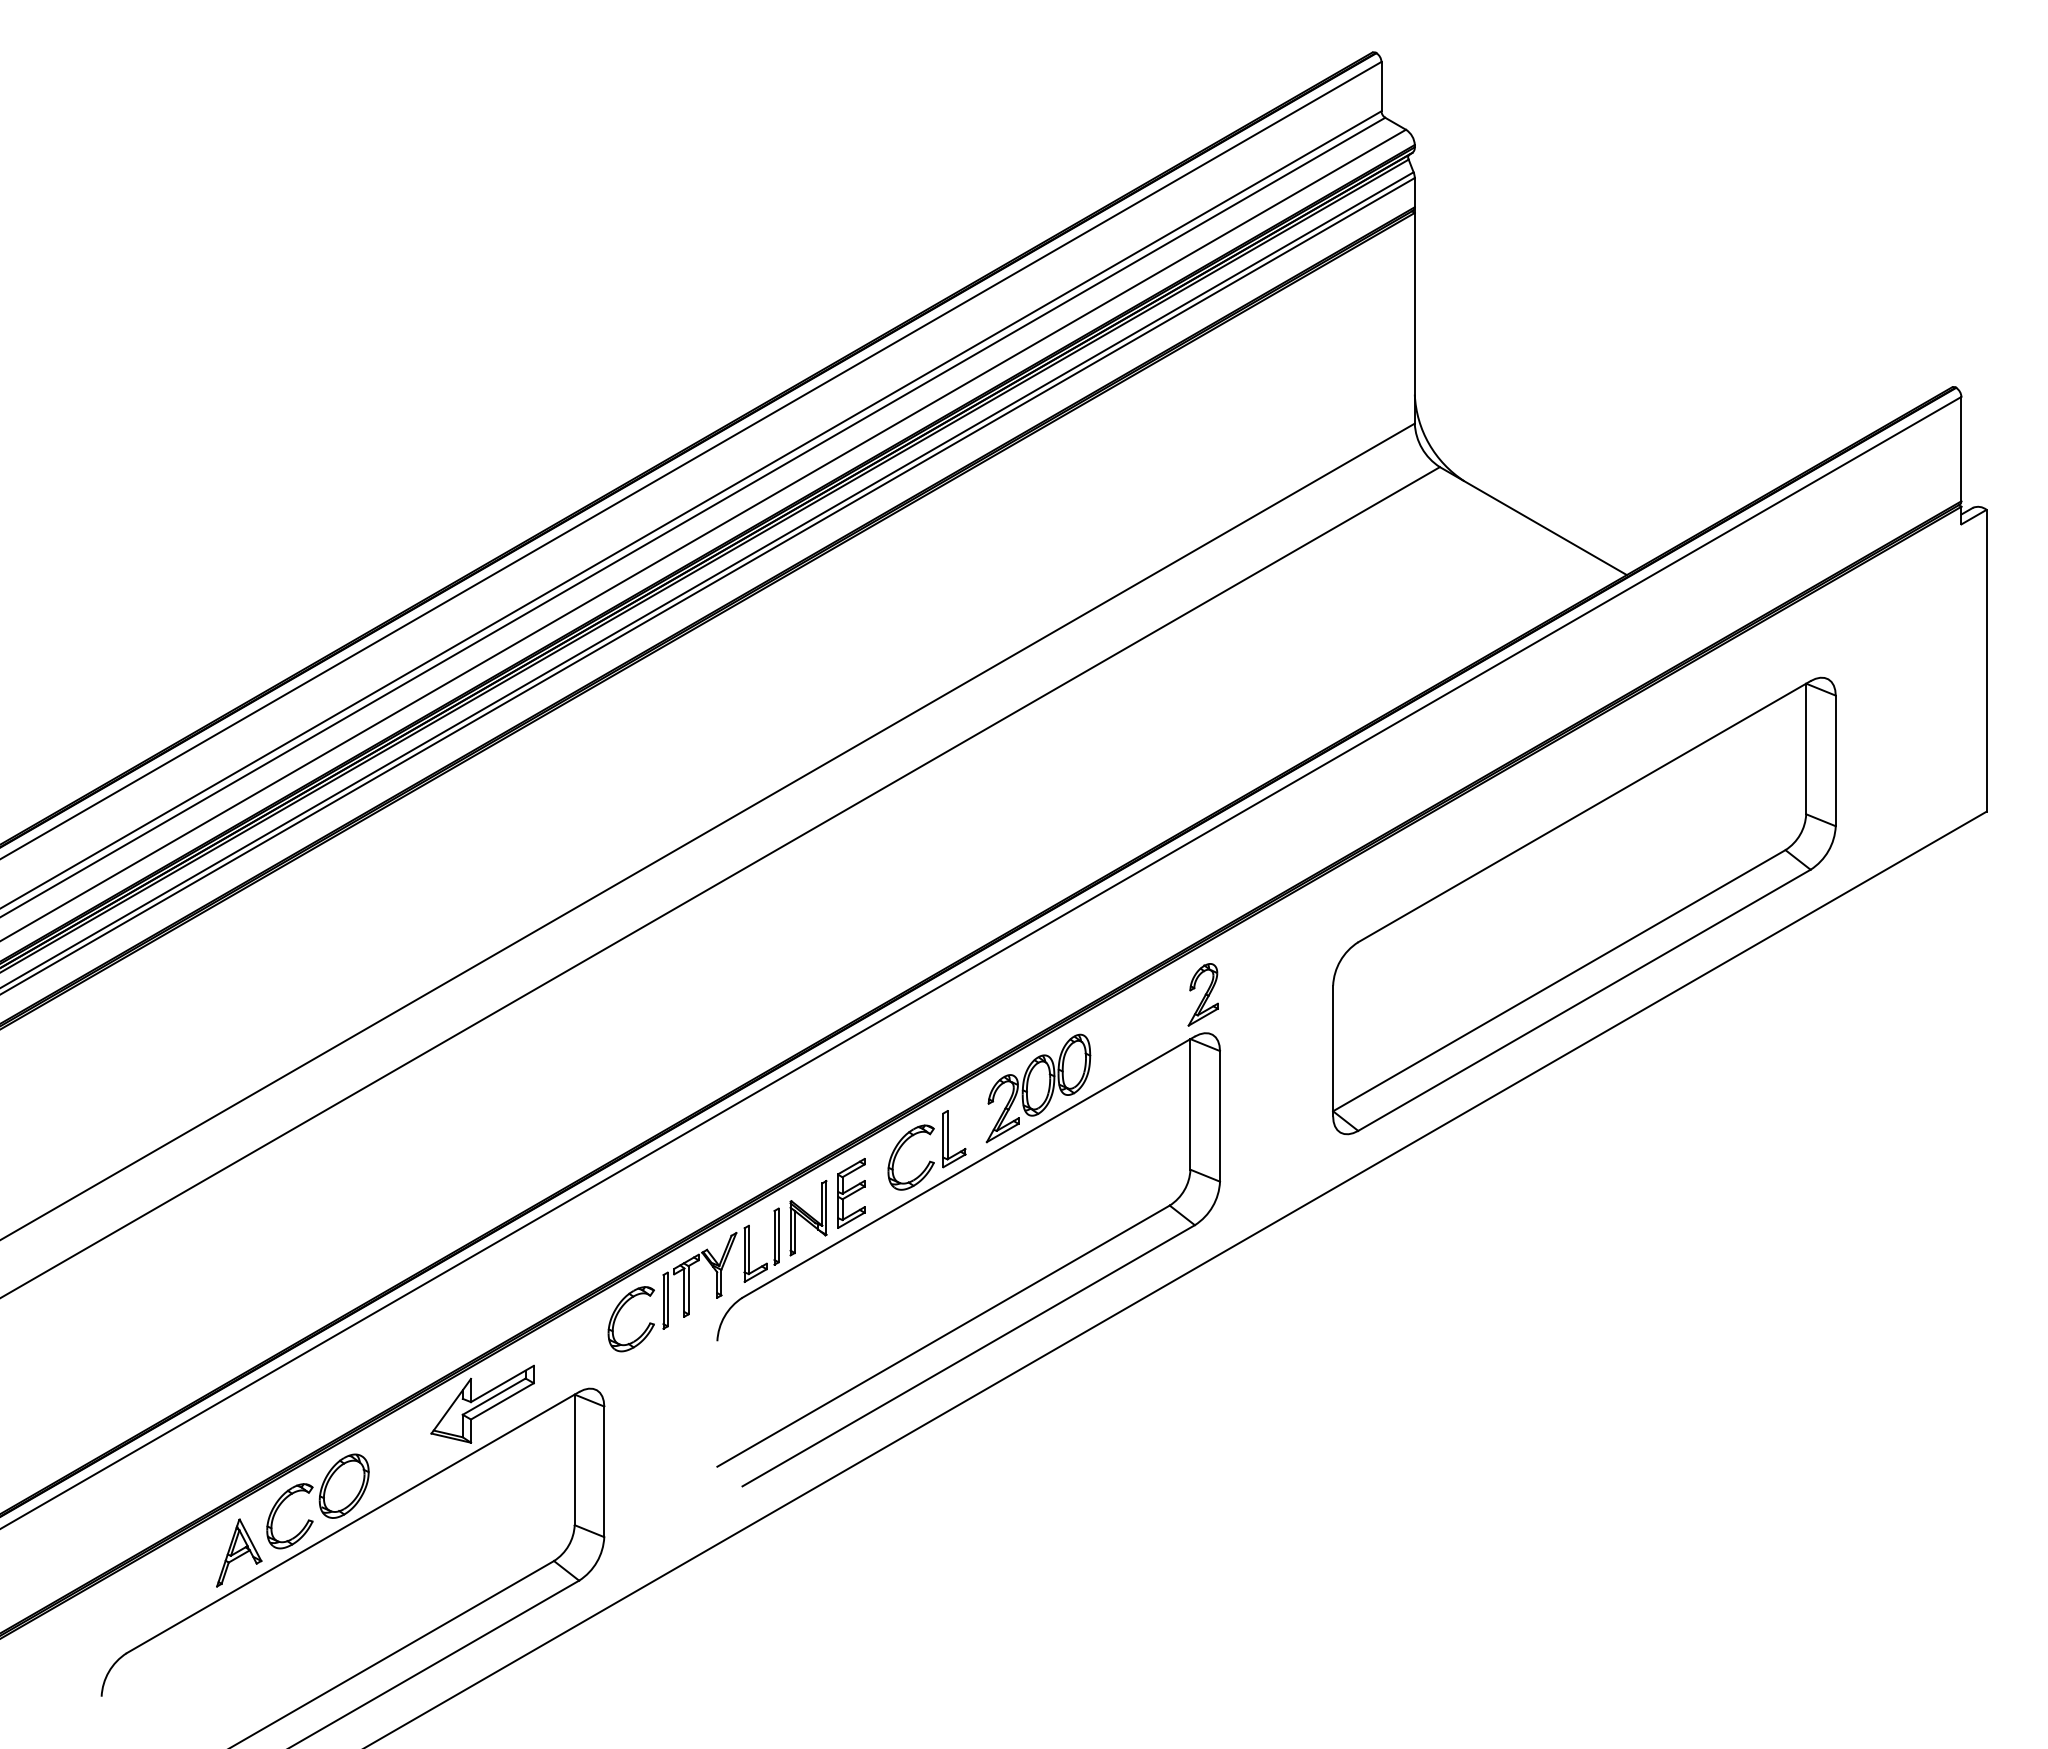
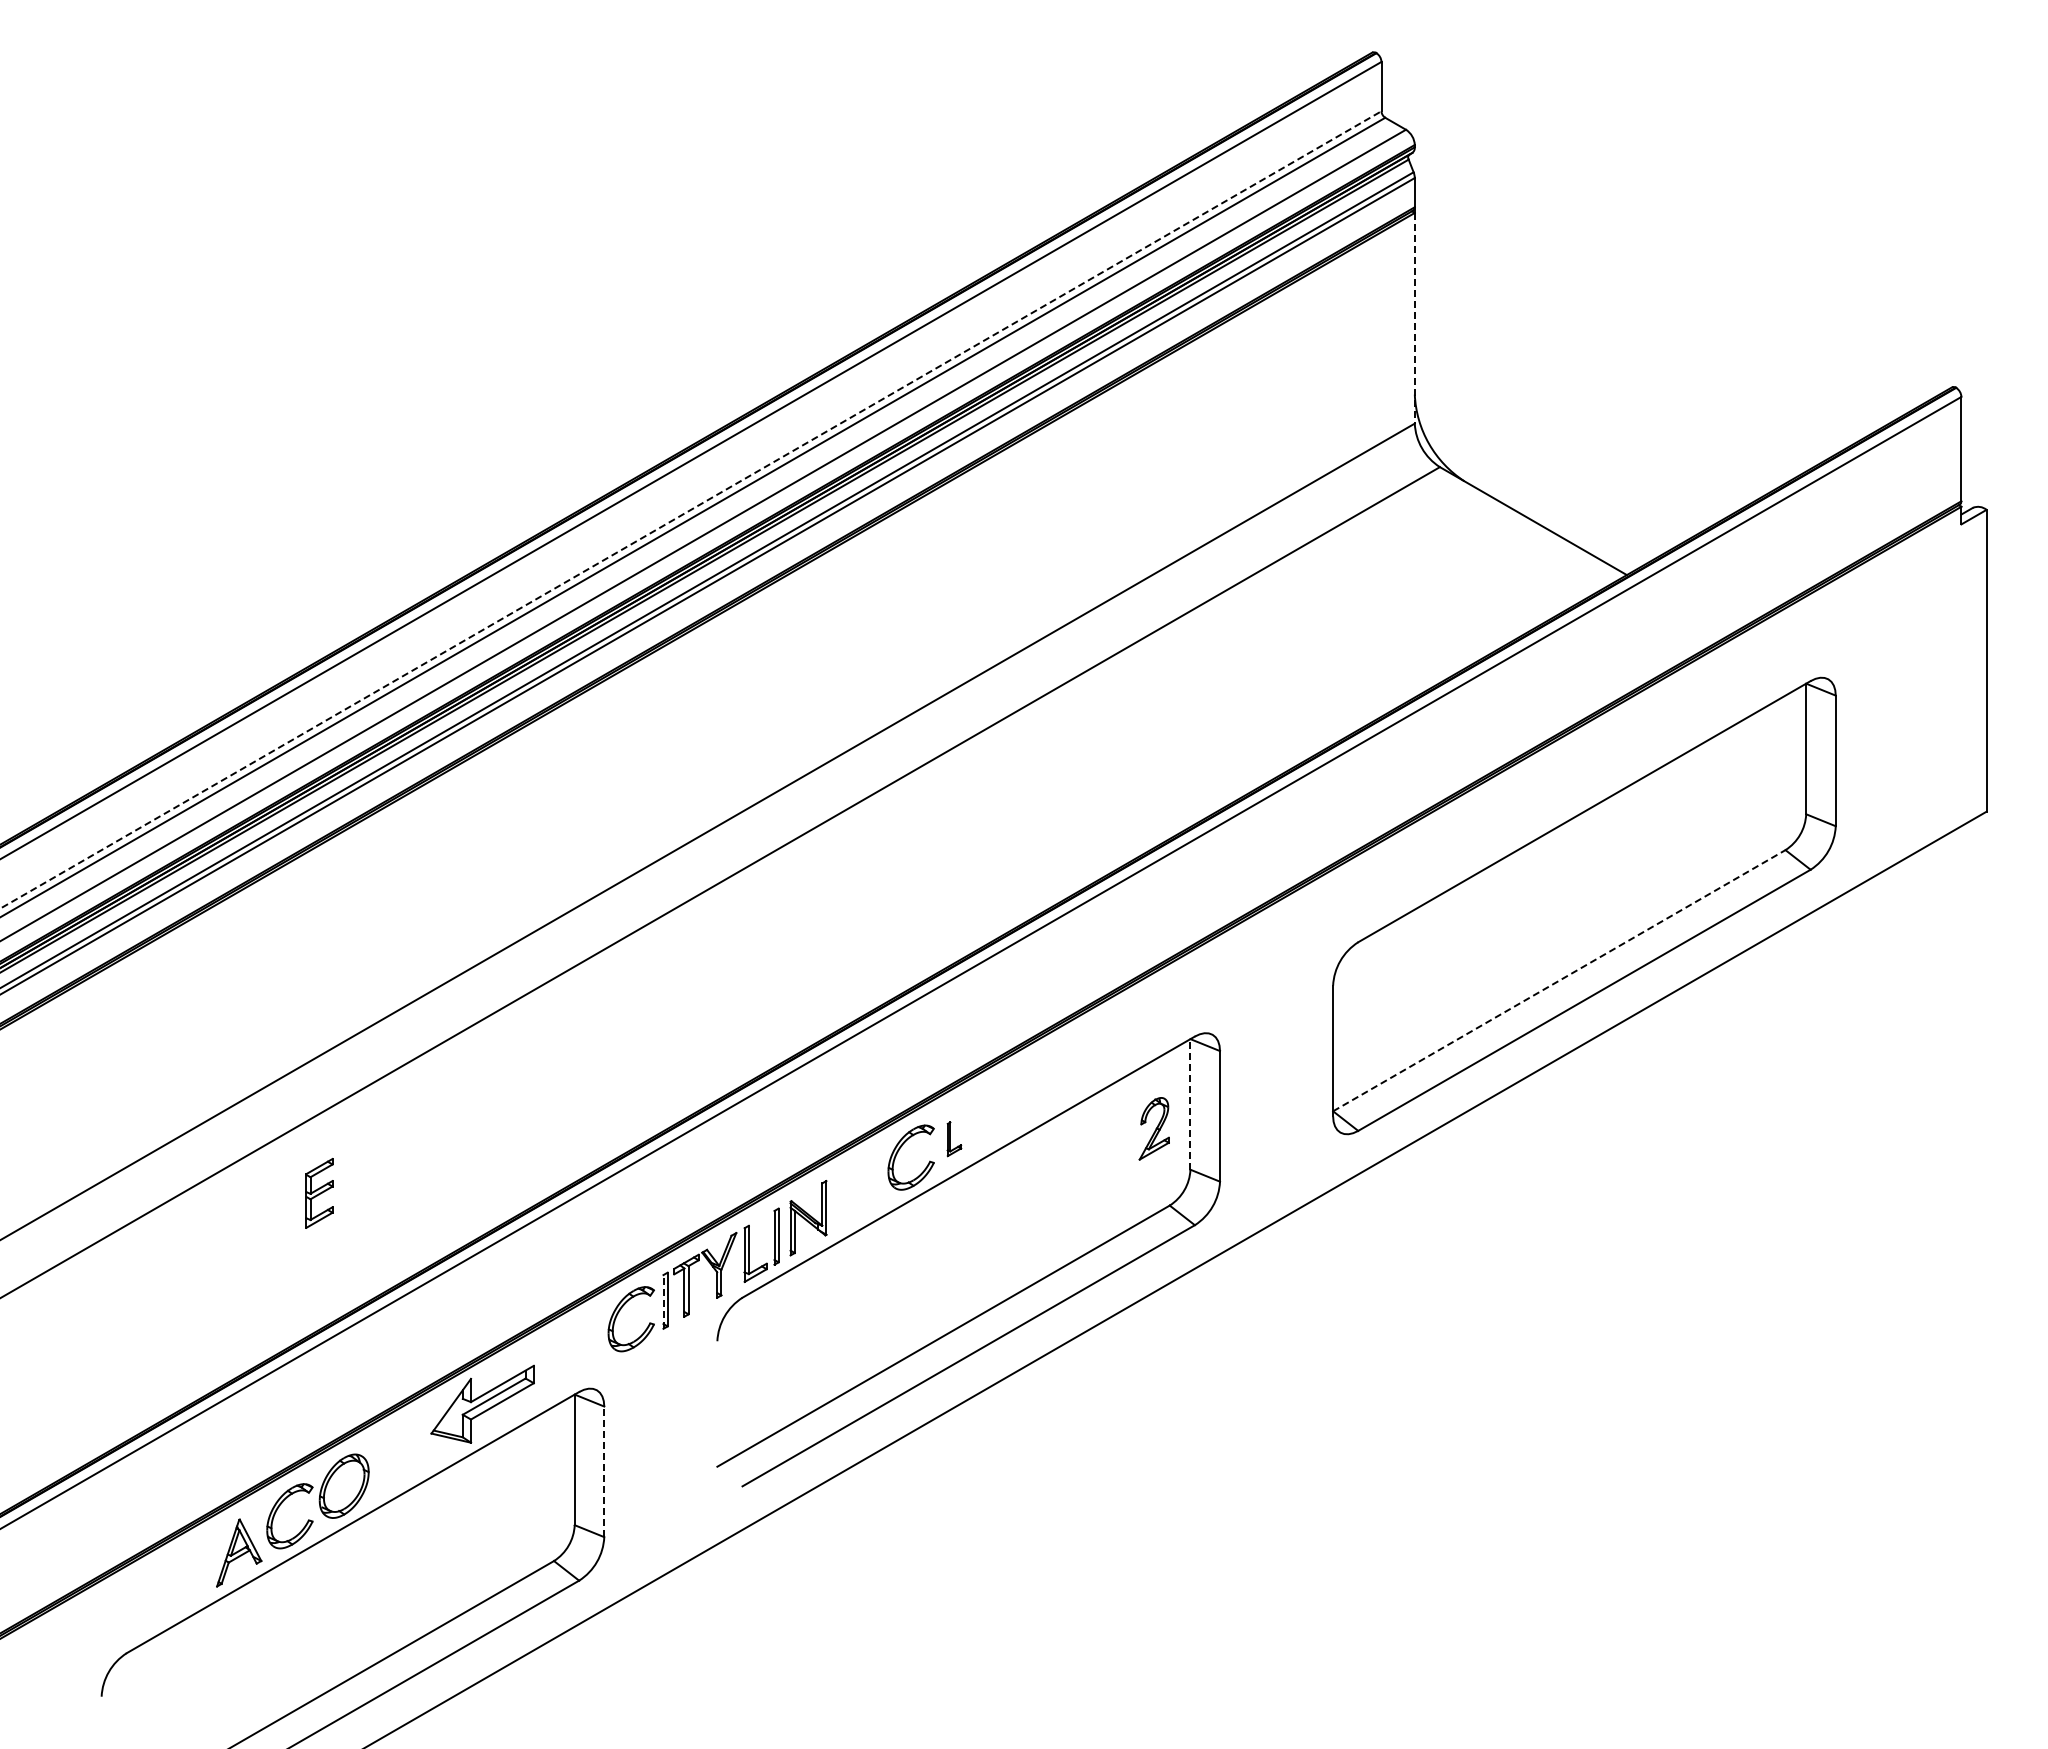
line: solid -> dashed (1414, 318)
line: solid -> dashed (691, 509)
line: solid -> dashed (1559, 980)
part position: (1202, 994) -> (1153, 1128) (1153, 1128)
part: present -> none (1038, 1088)
line: solid -> dashed (1190, 1103)
part size: 25x59 px -> 17x37 px (954, 1139)
part position: (851, 1193) -> (319, 1193) (319, 1193)
line: solid -> dashed (663, 1301)
line: solid -> dashed (604, 1471)
